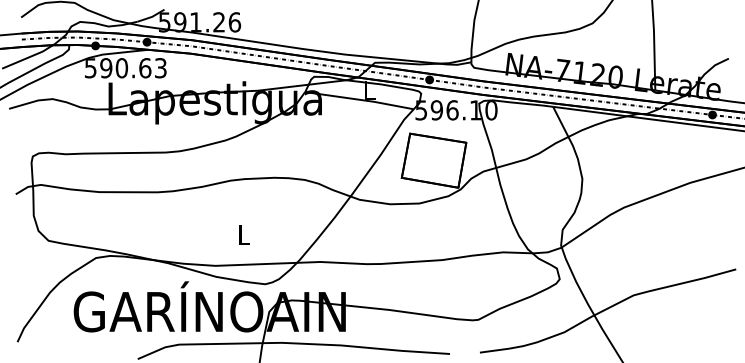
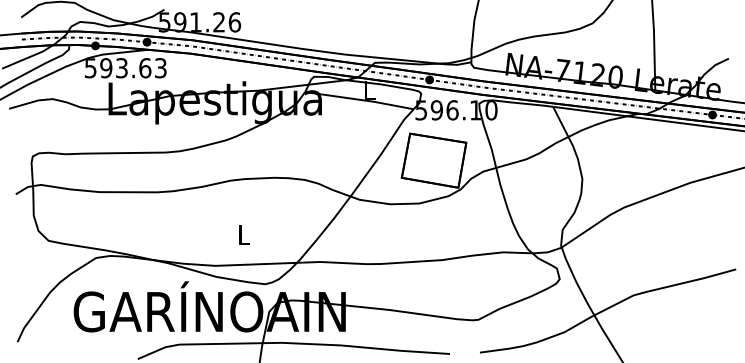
text: 590.63 -> 593.63 (121, 68)
